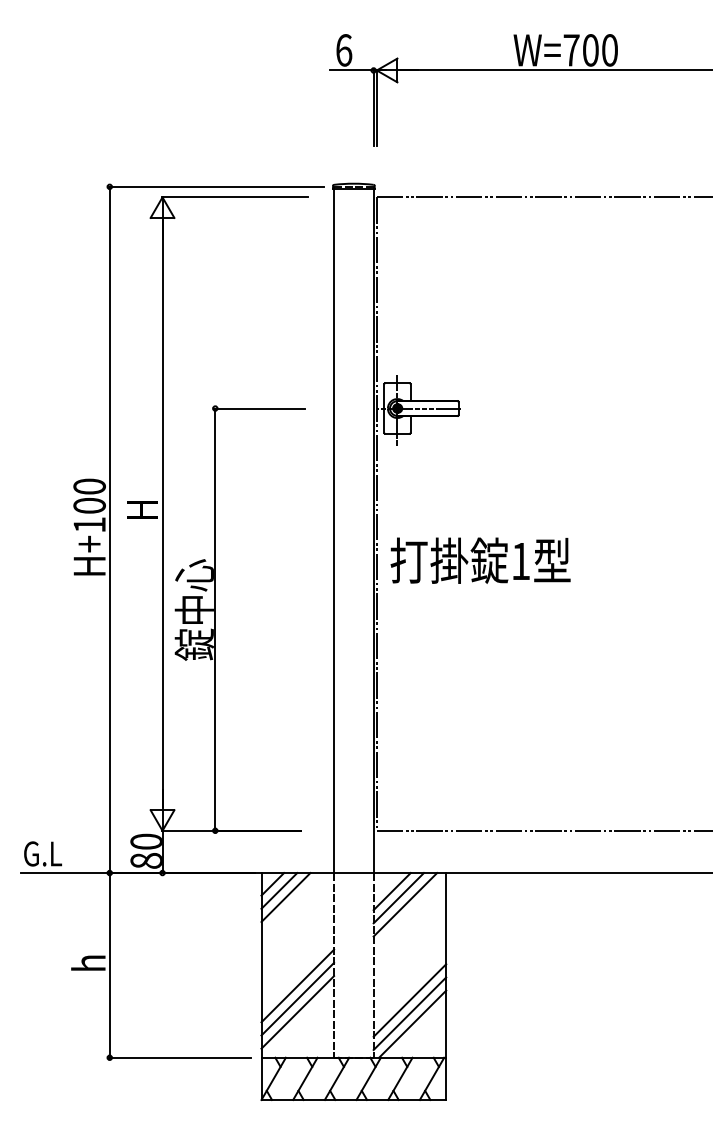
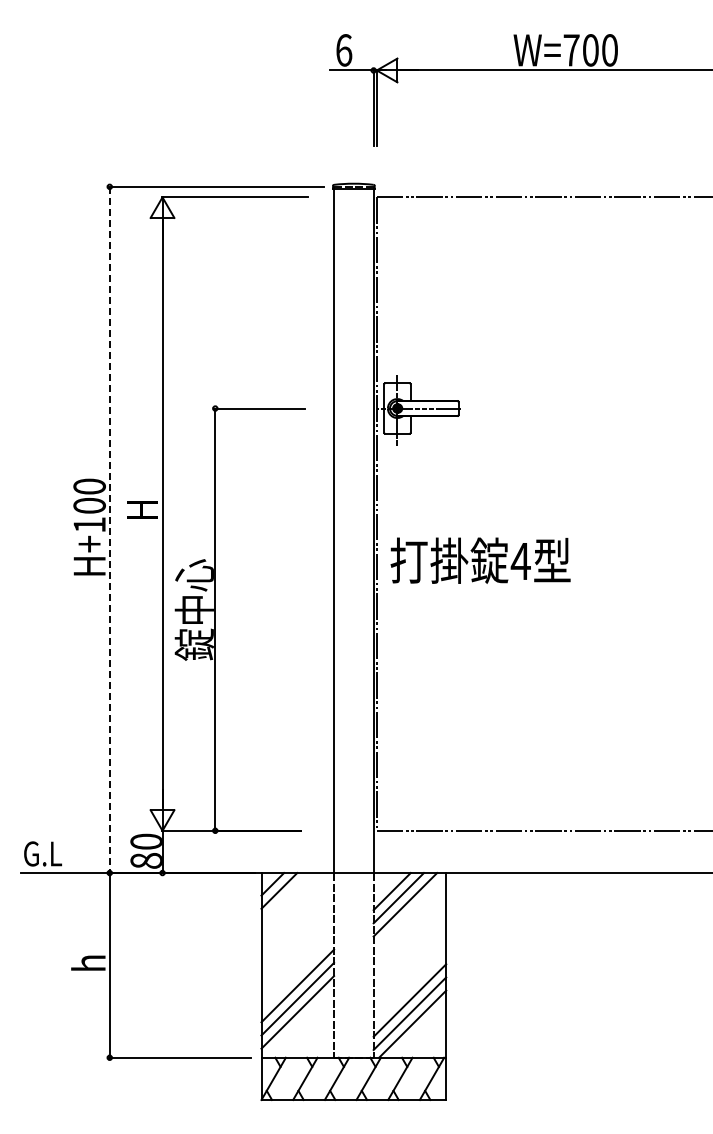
line: solid -> dashed (109, 530)
text: 1 -> 4 (520, 561)
line: present -> none (285, 897)
